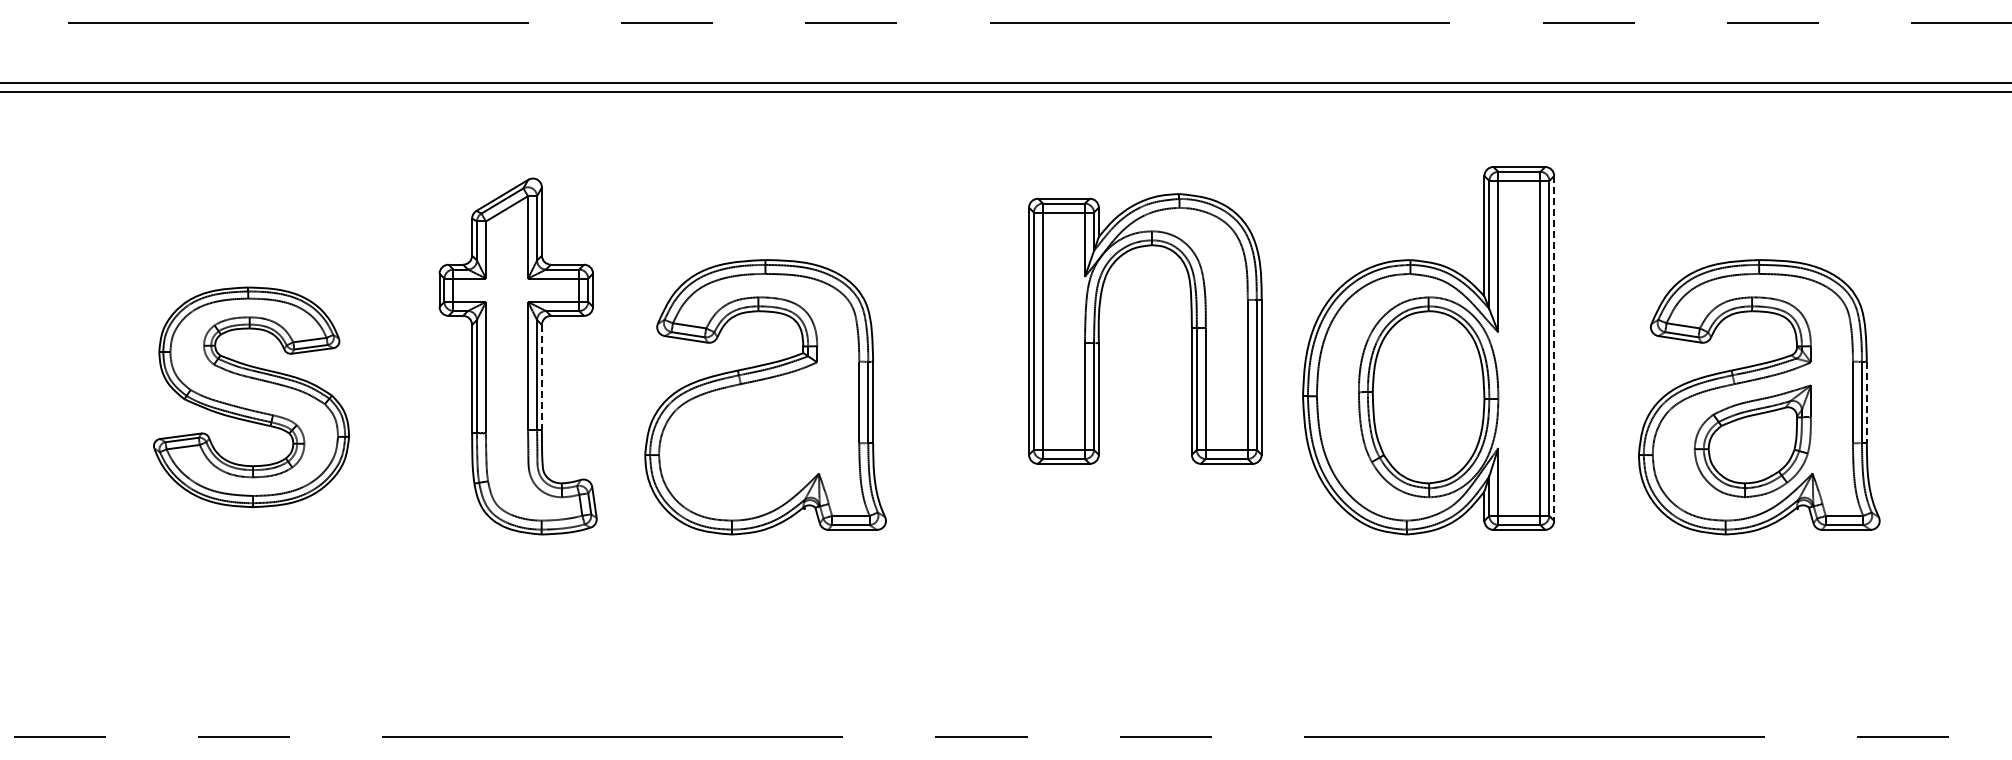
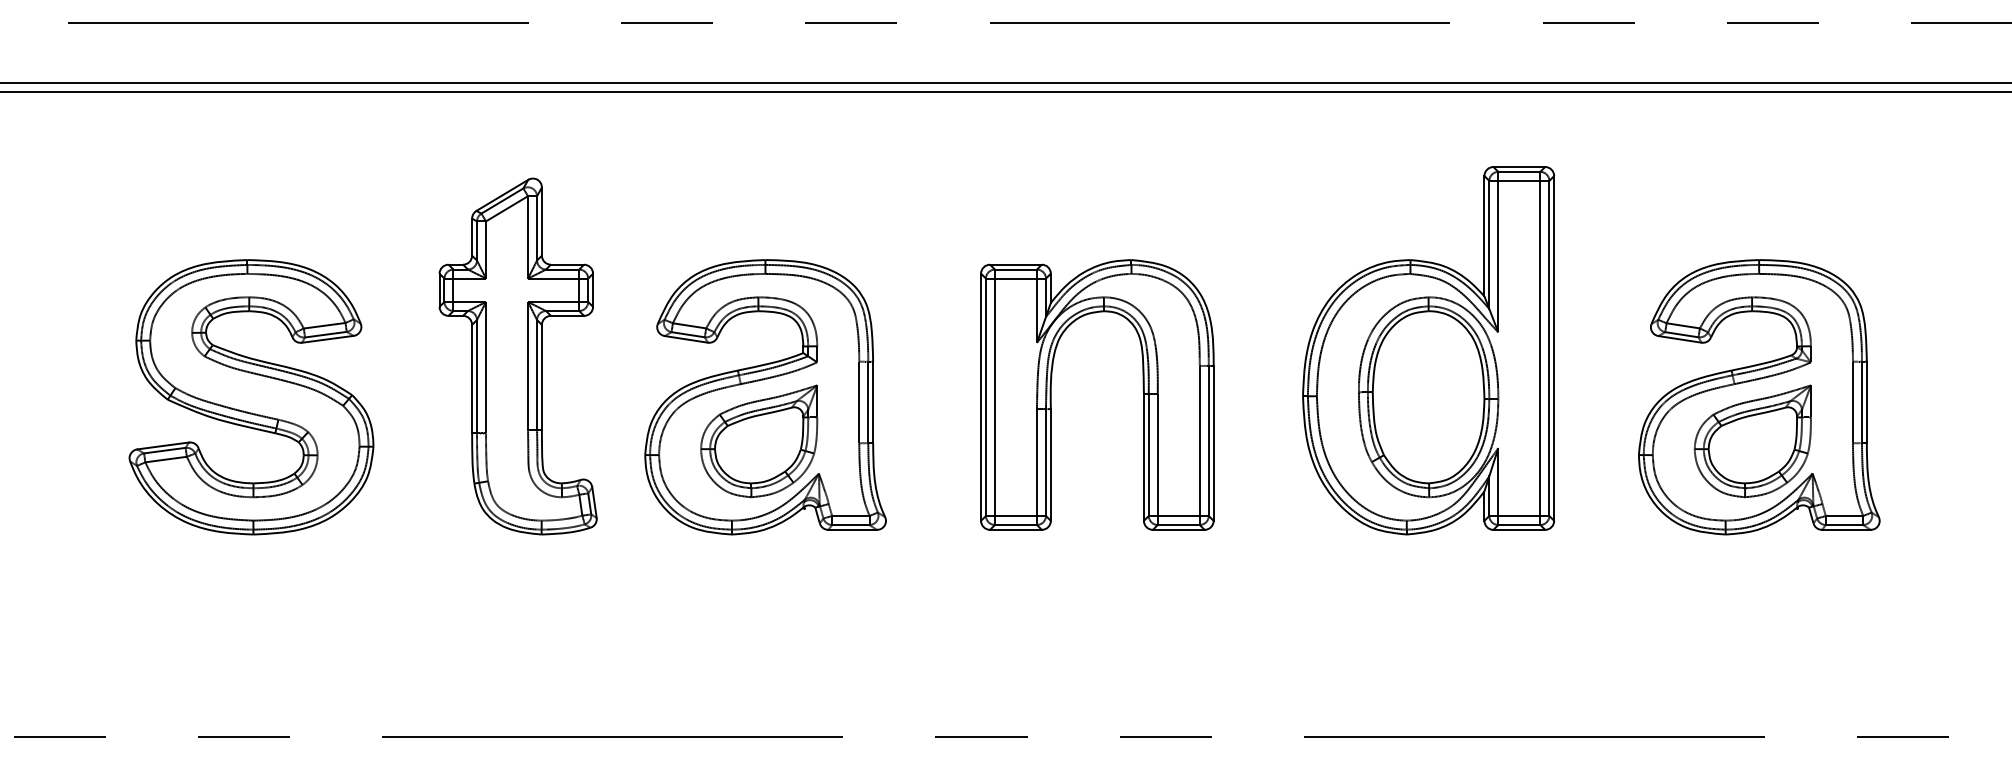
part position: (1190, 321) -> (1142, 387) (1142, 387)
line: dashed -> solid (1554, 348)
line: dashed -> solid (541, 377)
part size: 197x222 px -> 247x277 px (251, 397)
line: dashed -> solid (1866, 402)
part: none -> present (759, 441)
